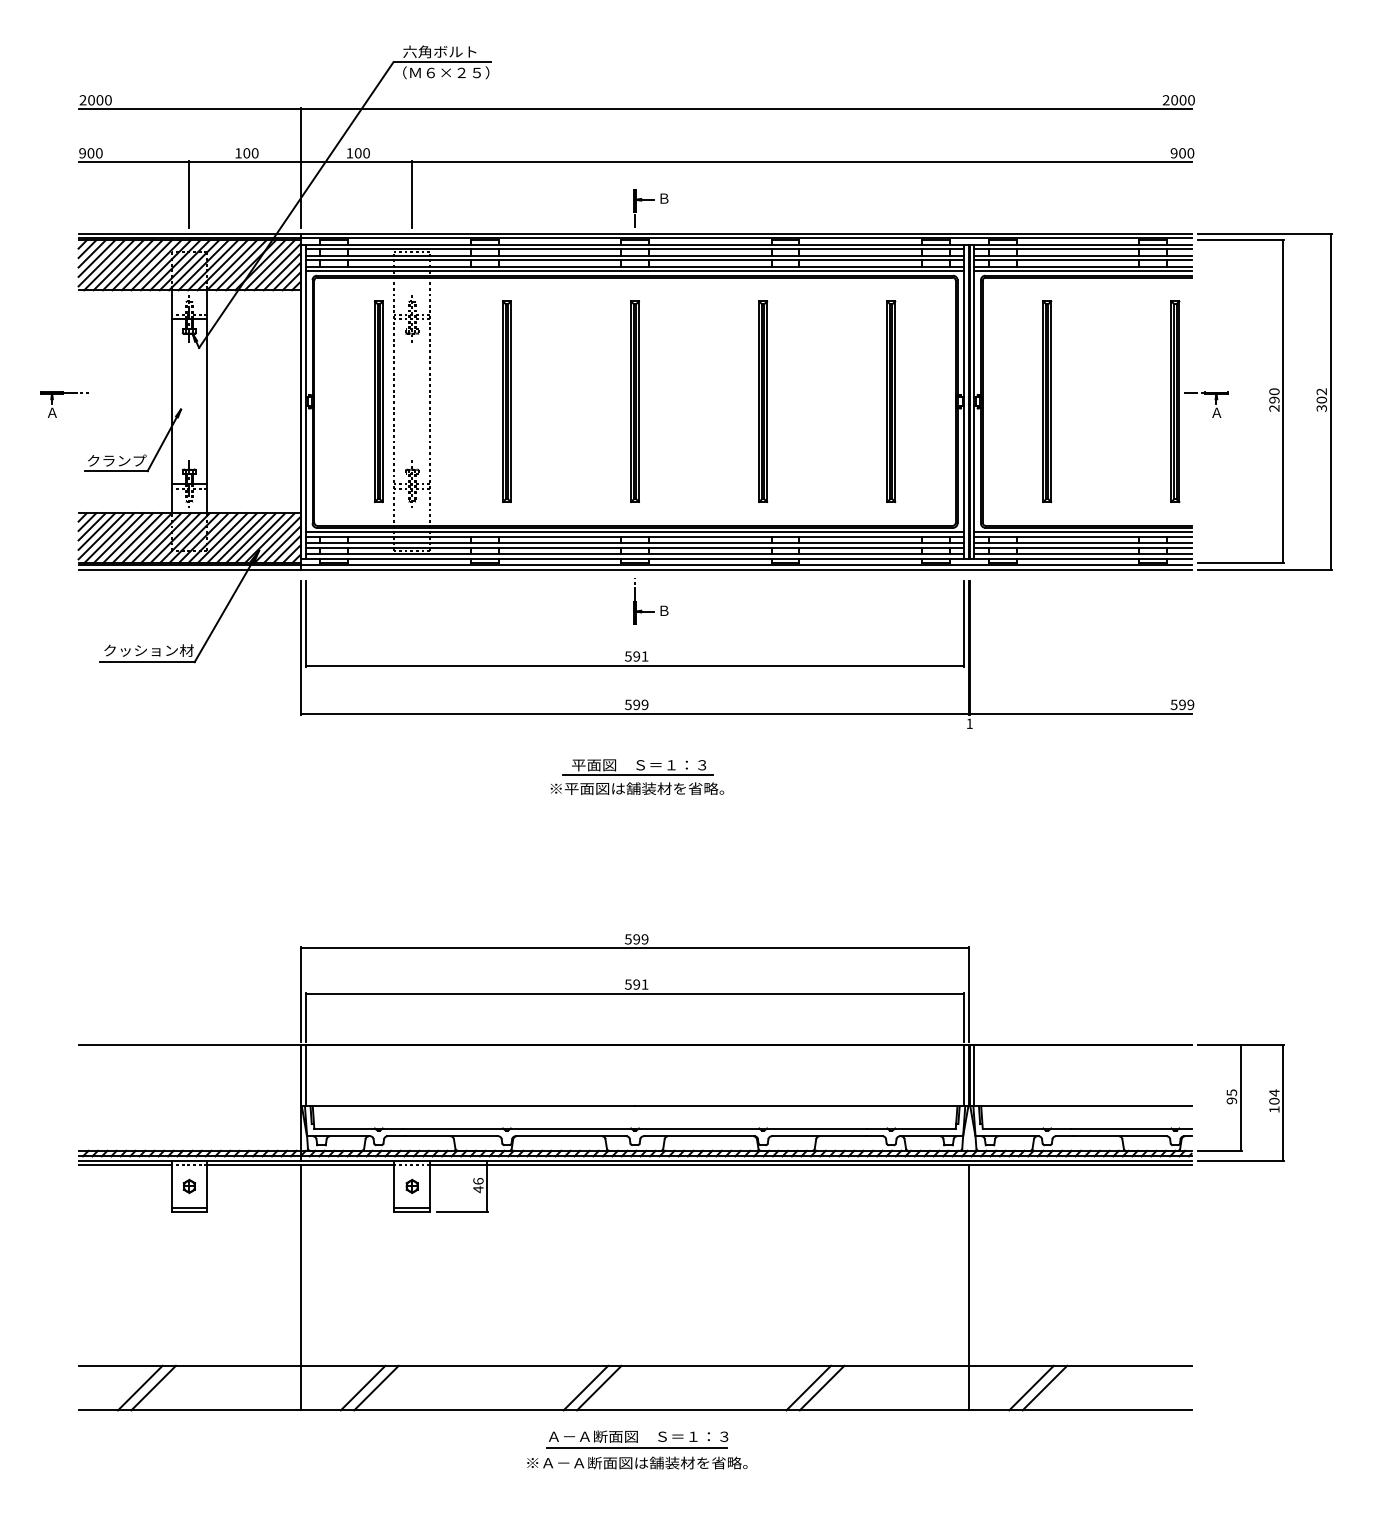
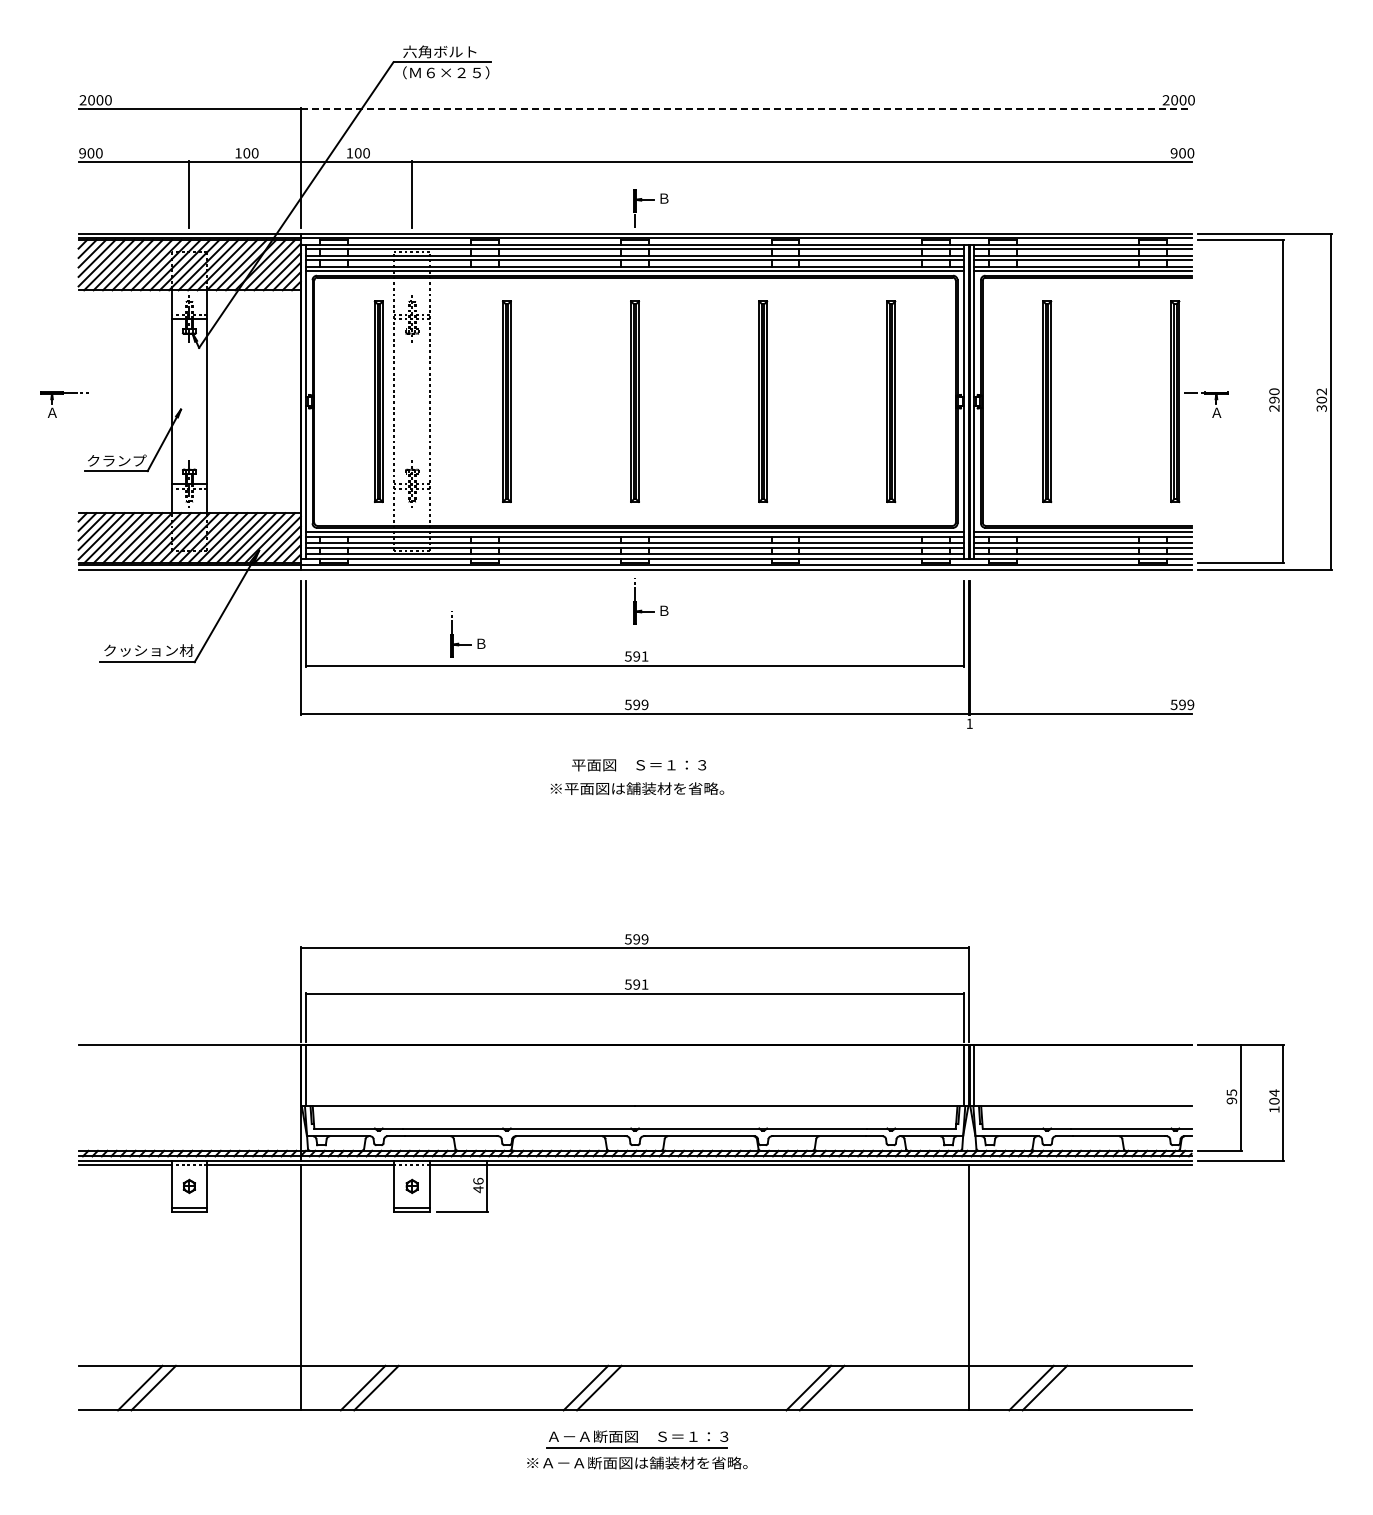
line: solid -> dashed (746, 109)
part: none -> present (467, 644)
line: present -> none (637, 775)
